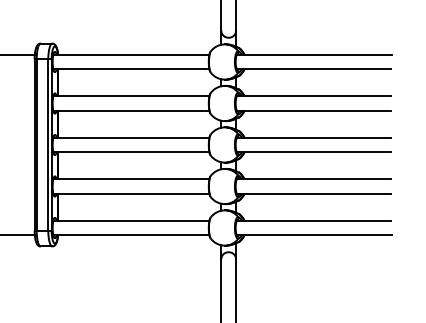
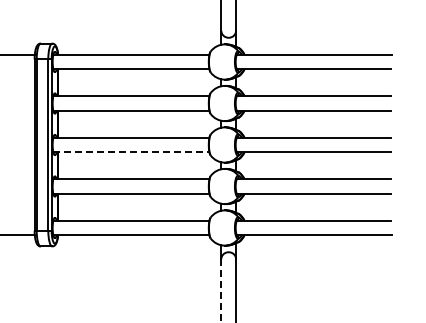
line: solid -> dashed (131, 152)
line: solid -> dashed (221, 291)
